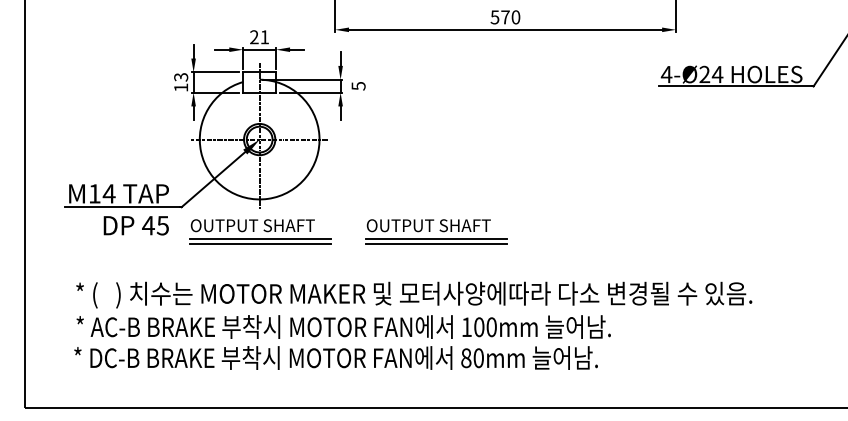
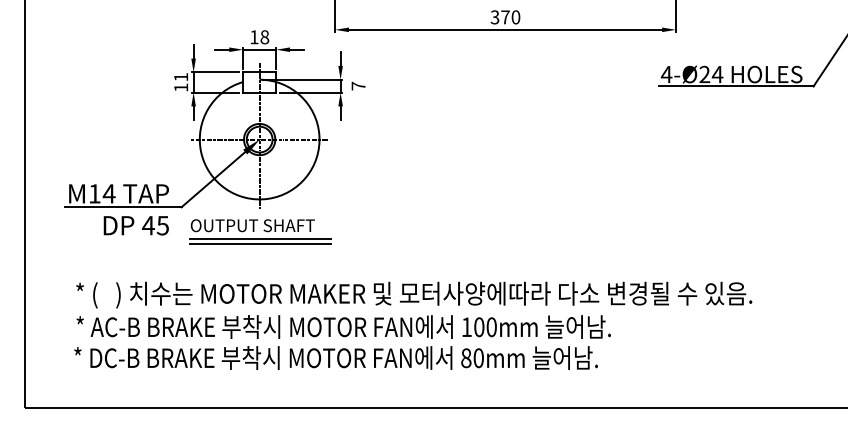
text: 570 -> 370 (495, 16)
text: 21 -> 18 (259, 37)
text: 13 -> 11 (181, 77)
text: 5 -> 7 (358, 85)
part: present -> none (436, 231)
